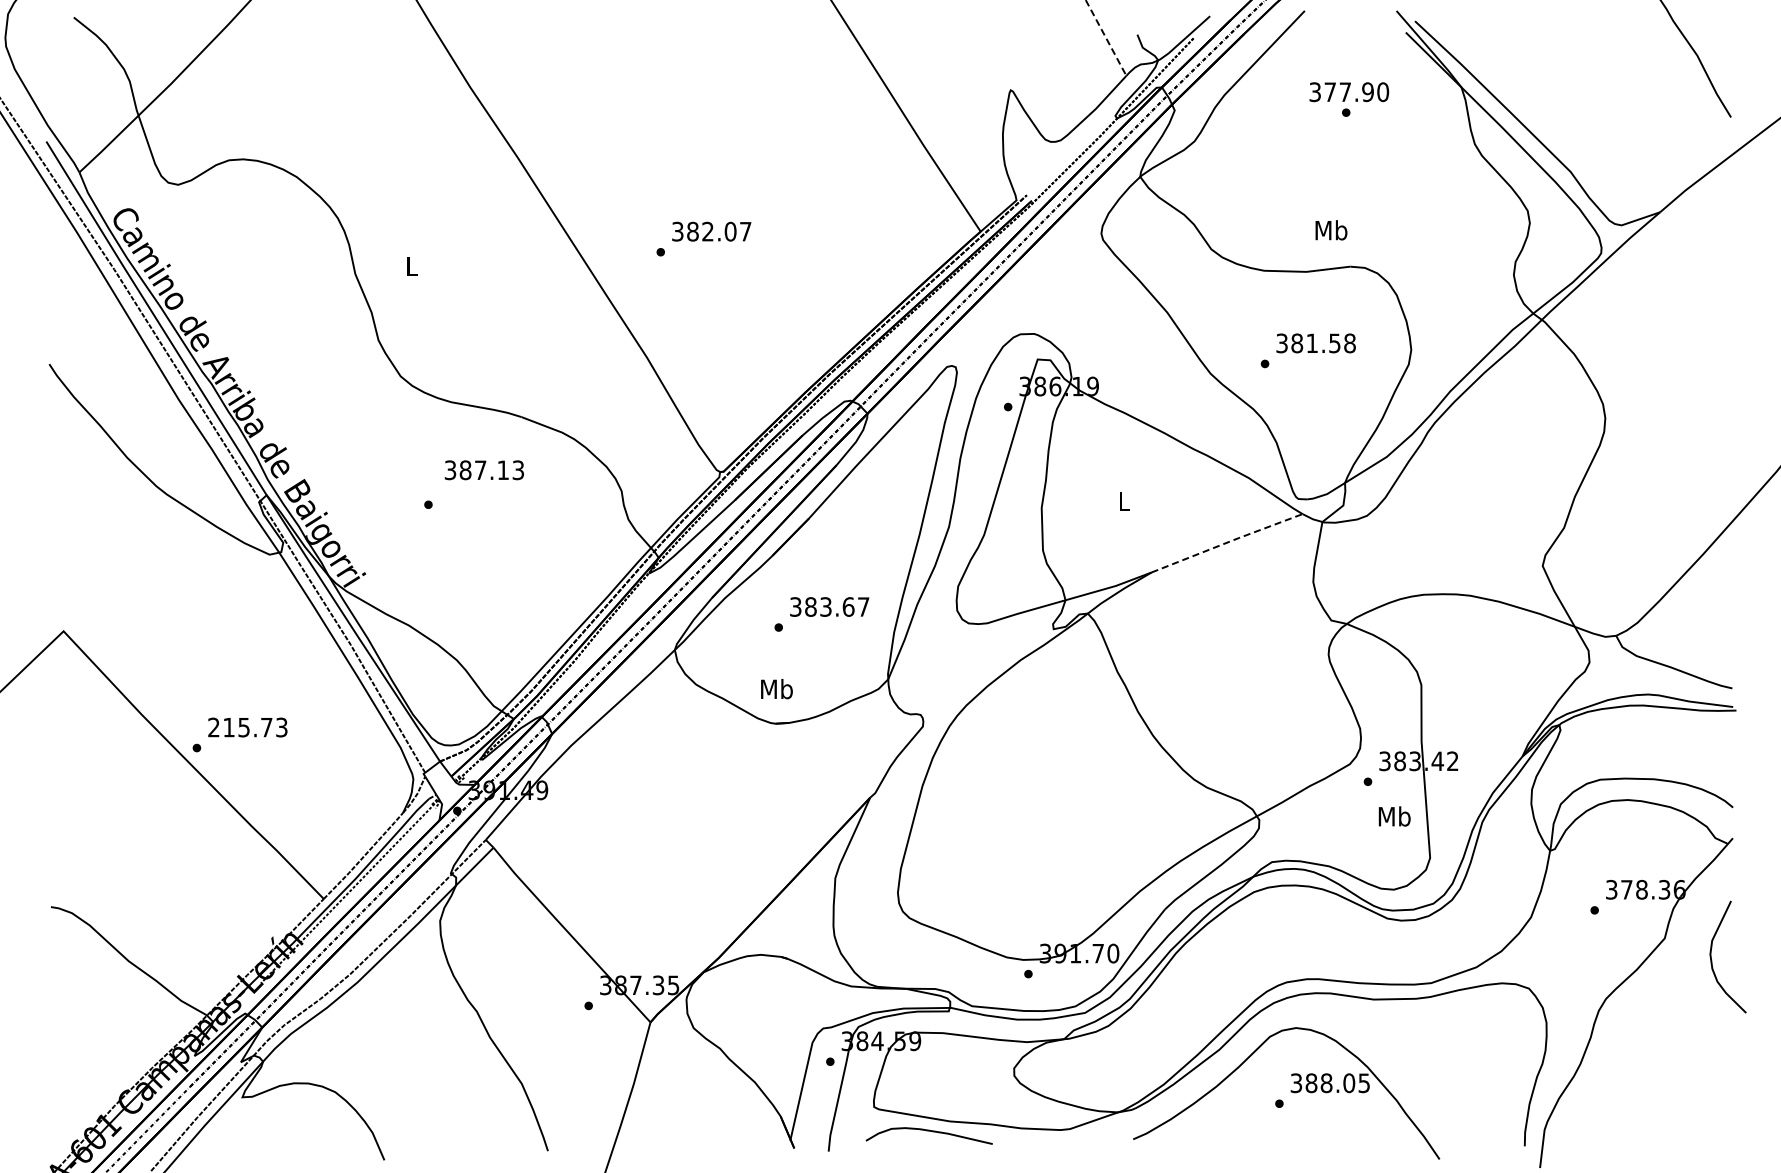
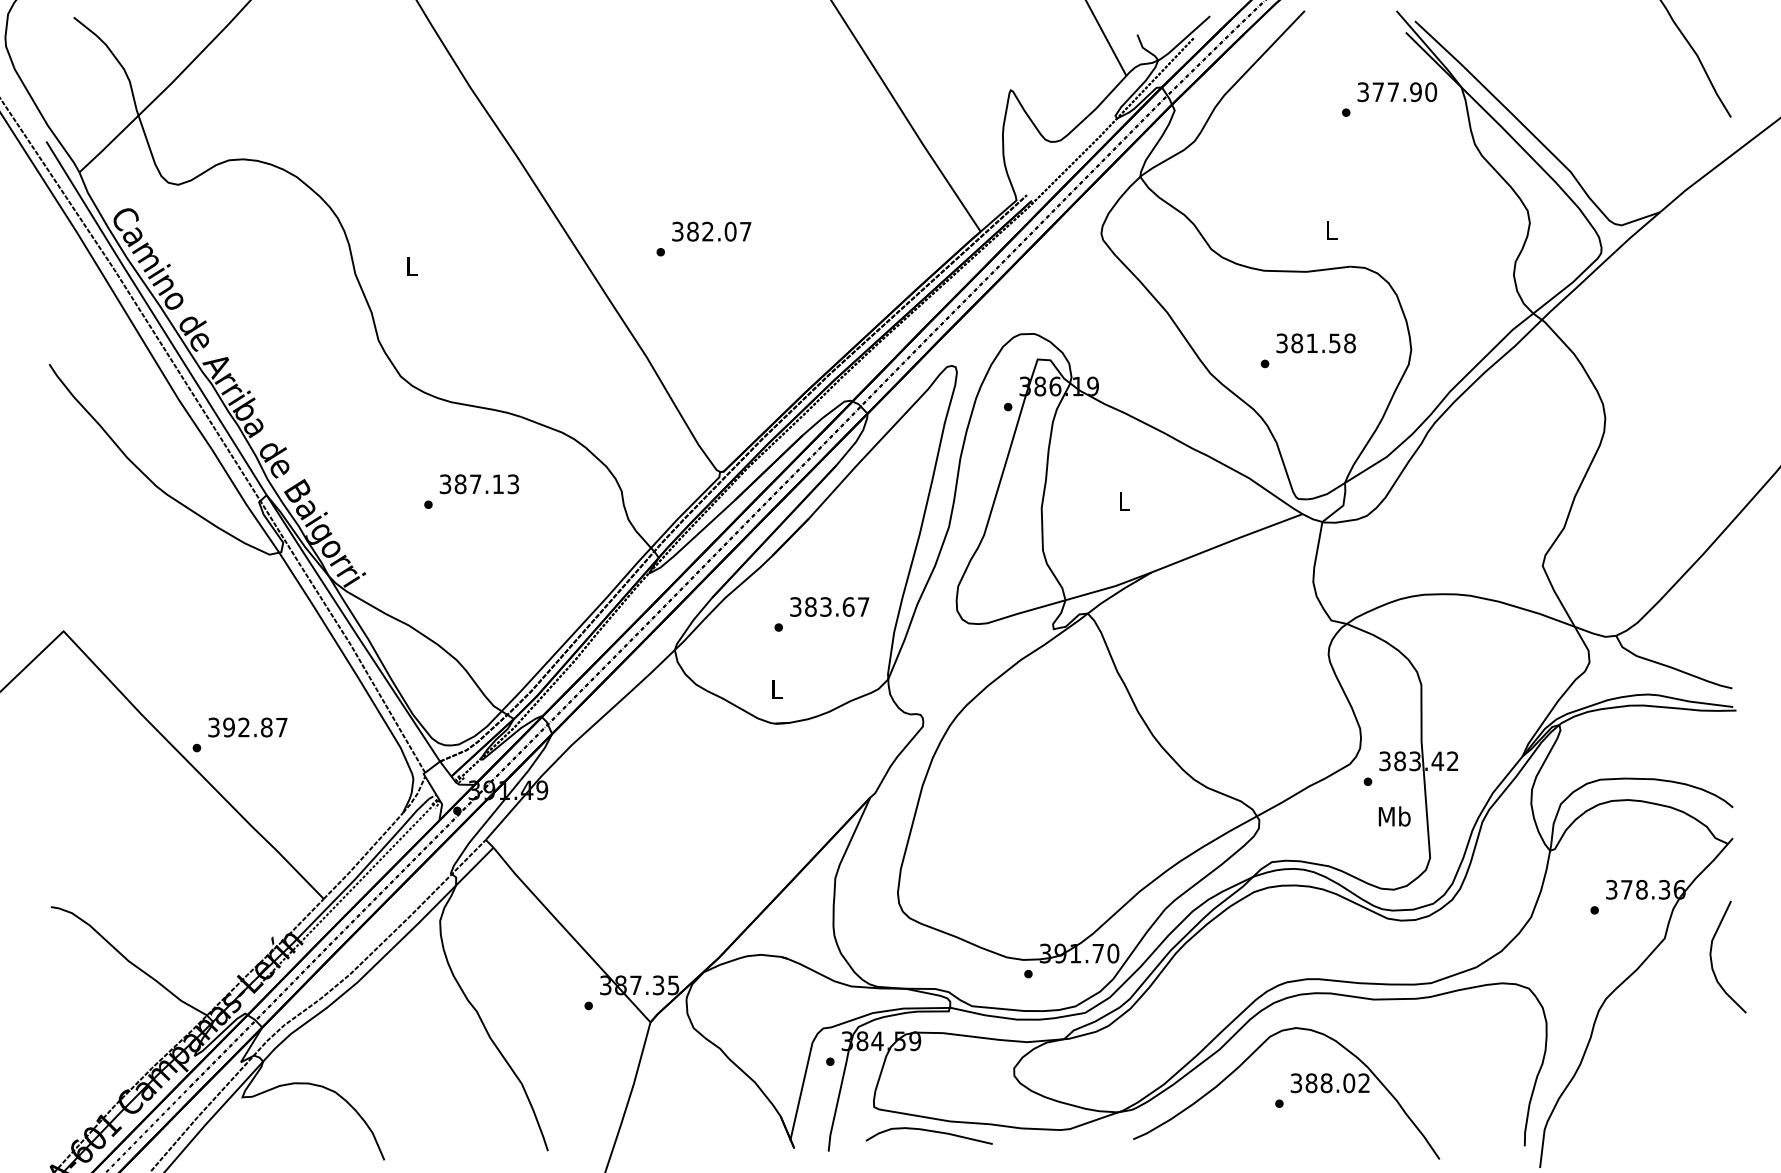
line: dashed -> solid (1106, 38)
text position: (1349, 92) -> (1397, 92) (1397, 92)
text: Mb -> L (1331, 230)
text position: (483, 470) -> (478, 484) (478, 484)
line: dashed -> solid (1227, 542)
text: Mb -> L (776, 689)
text: 215.73 -> 392.87 (247, 727)
text: 388.05 -> 388.02 (1363, 1083)
